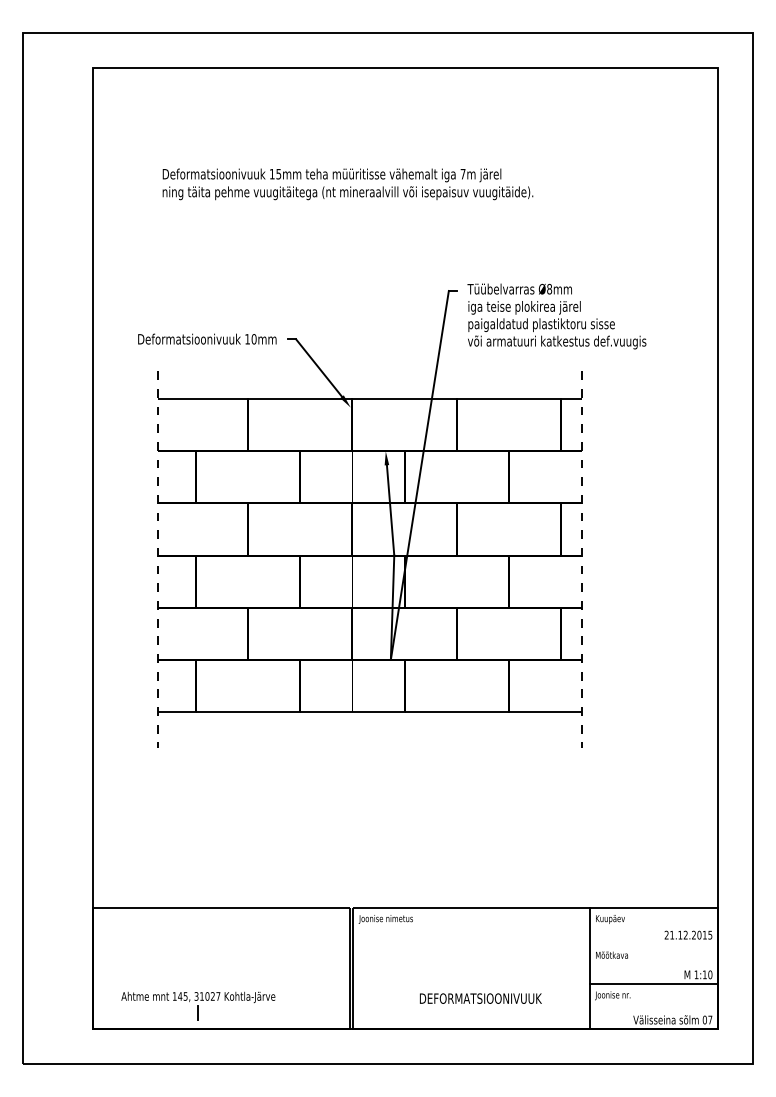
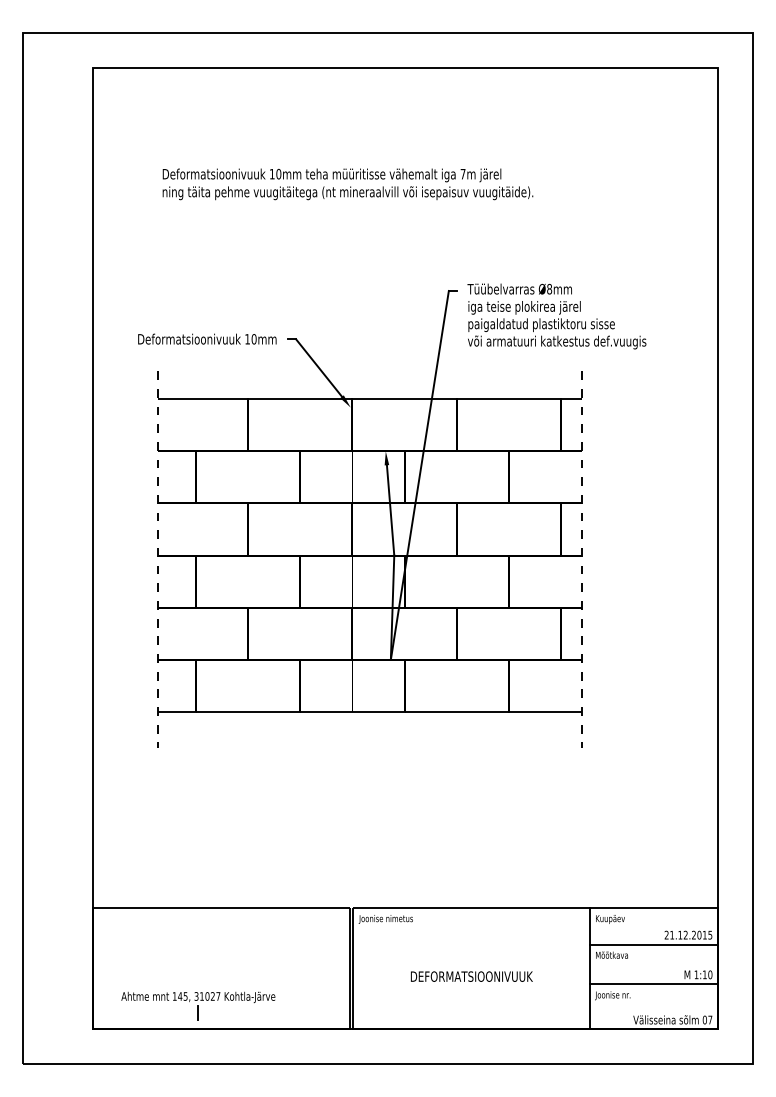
text: 15mm -> 10mm (278, 173)
line: none -> present (653, 944)
text position: (480, 998) -> (471, 976) (471, 976)
